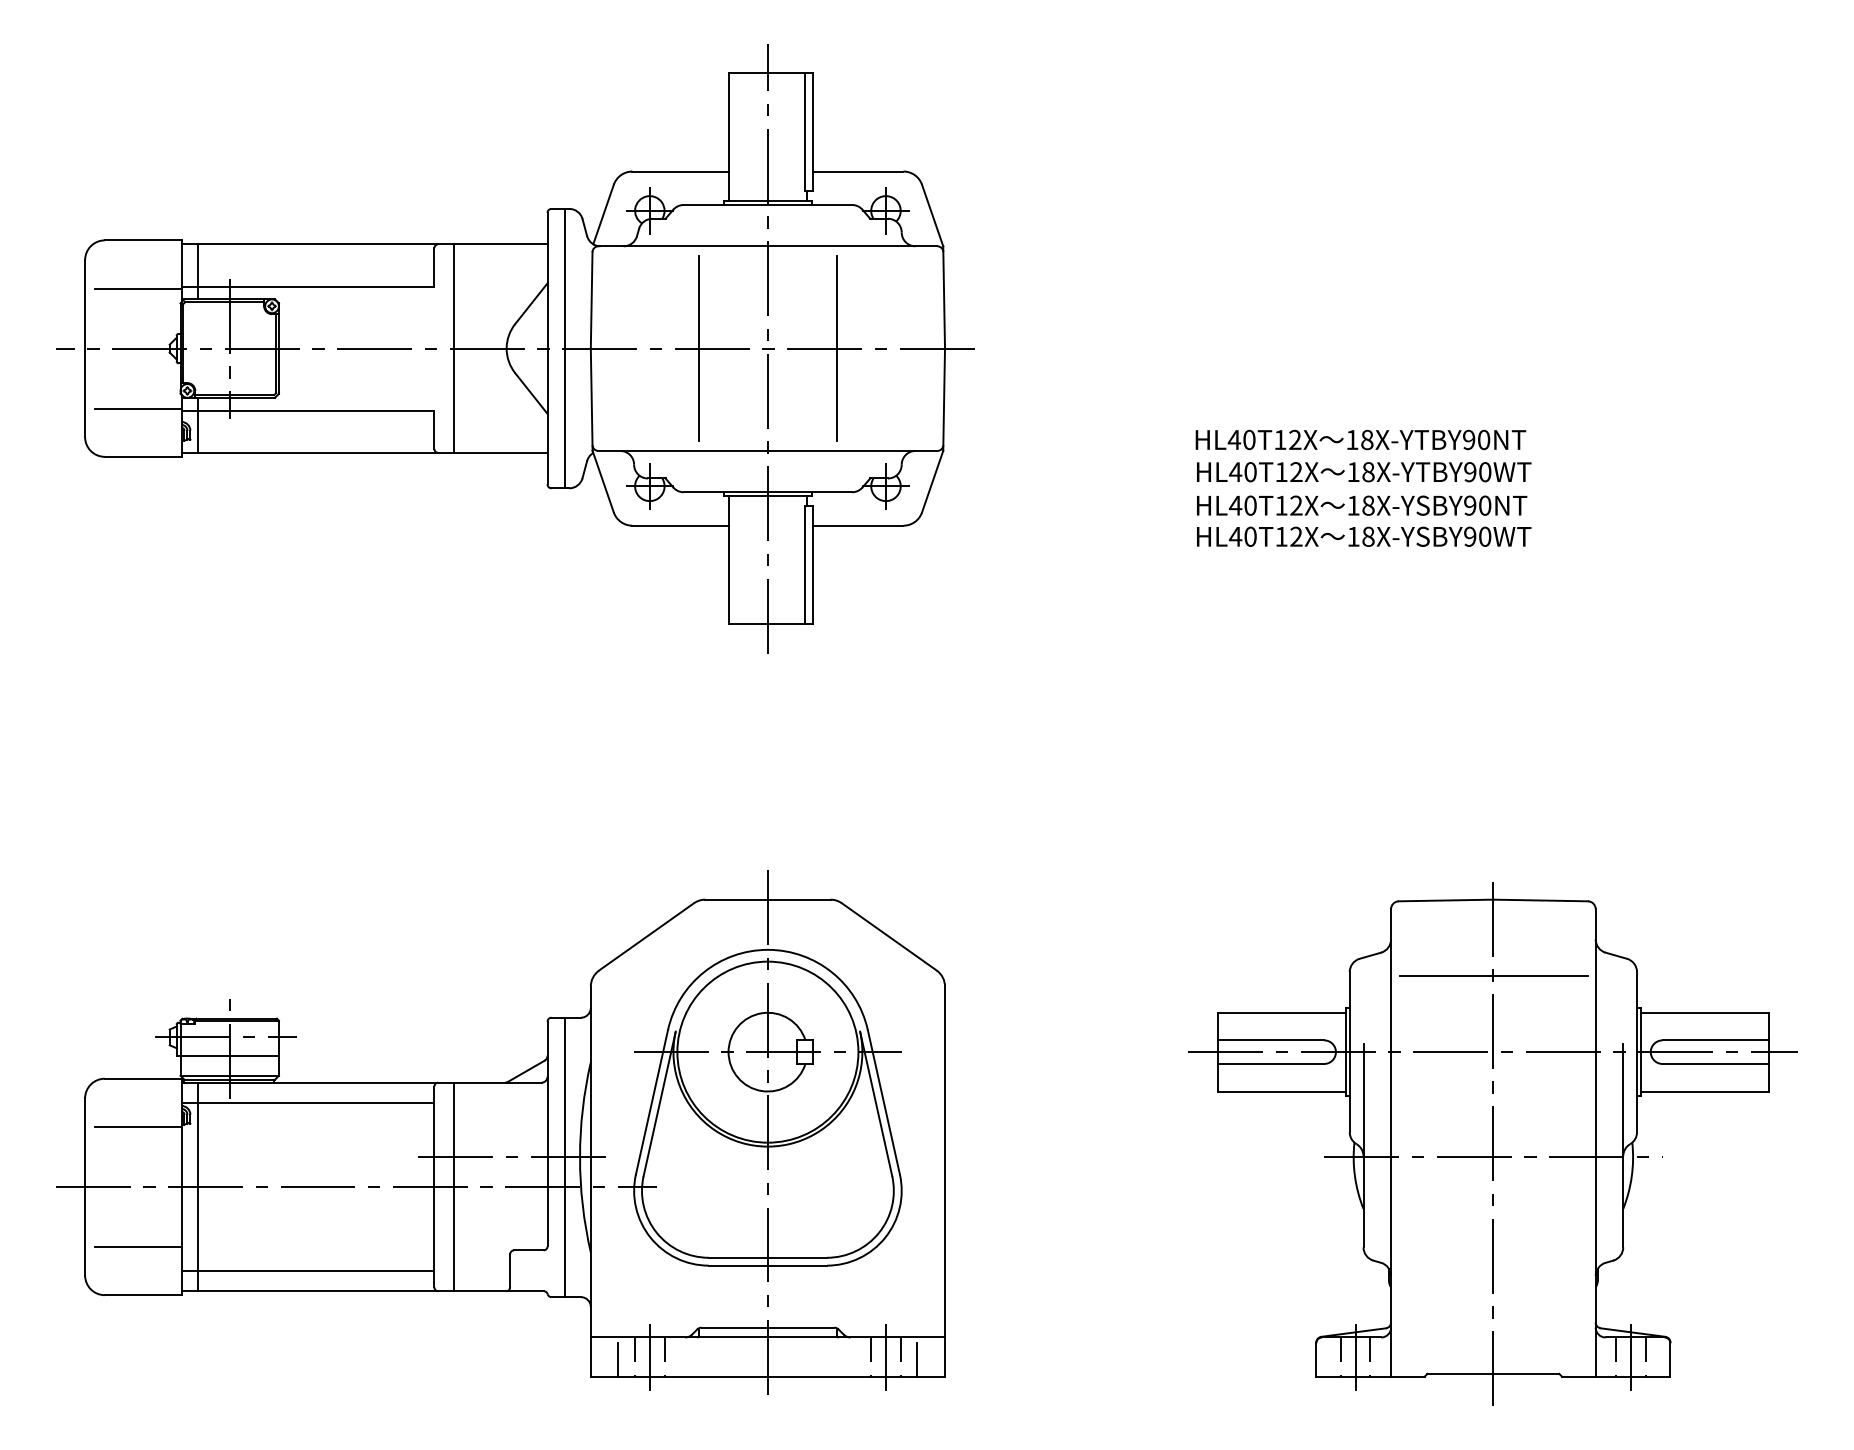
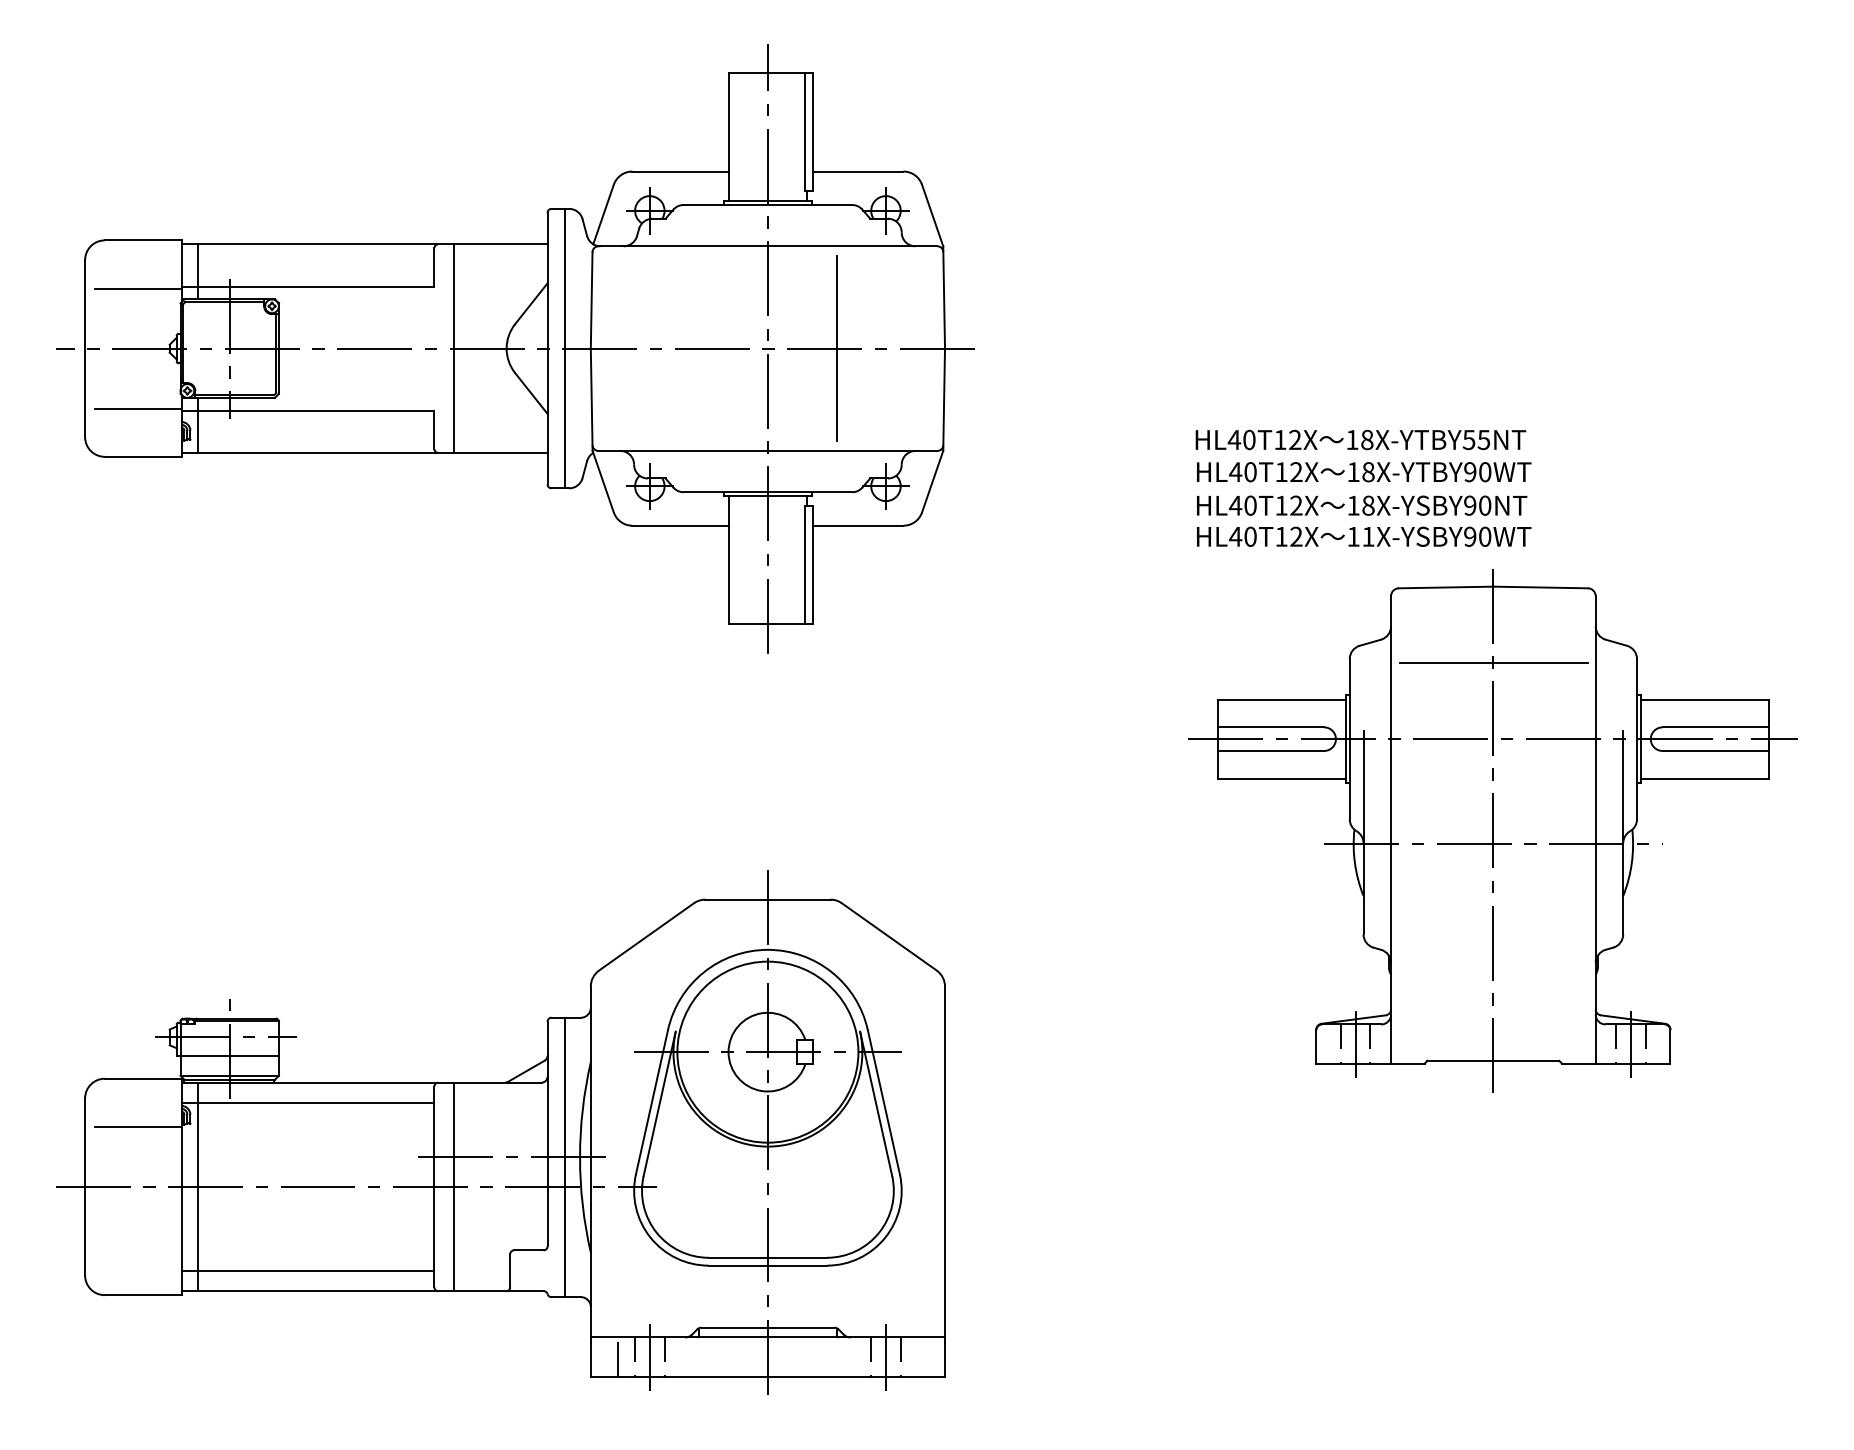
line: present -> none (699, 348)
text: 18X-YTBY90NT -> 18X-YTBY55NT (1476, 439)
text: 18X-YSBY90WT -> 11X-YSBY90WT (1368, 536)
part position: (1492, 1143) -> (1492, 830) (1492, 830)
line: present -> none (137, 1246)
line: present -> none (917, 1359)
